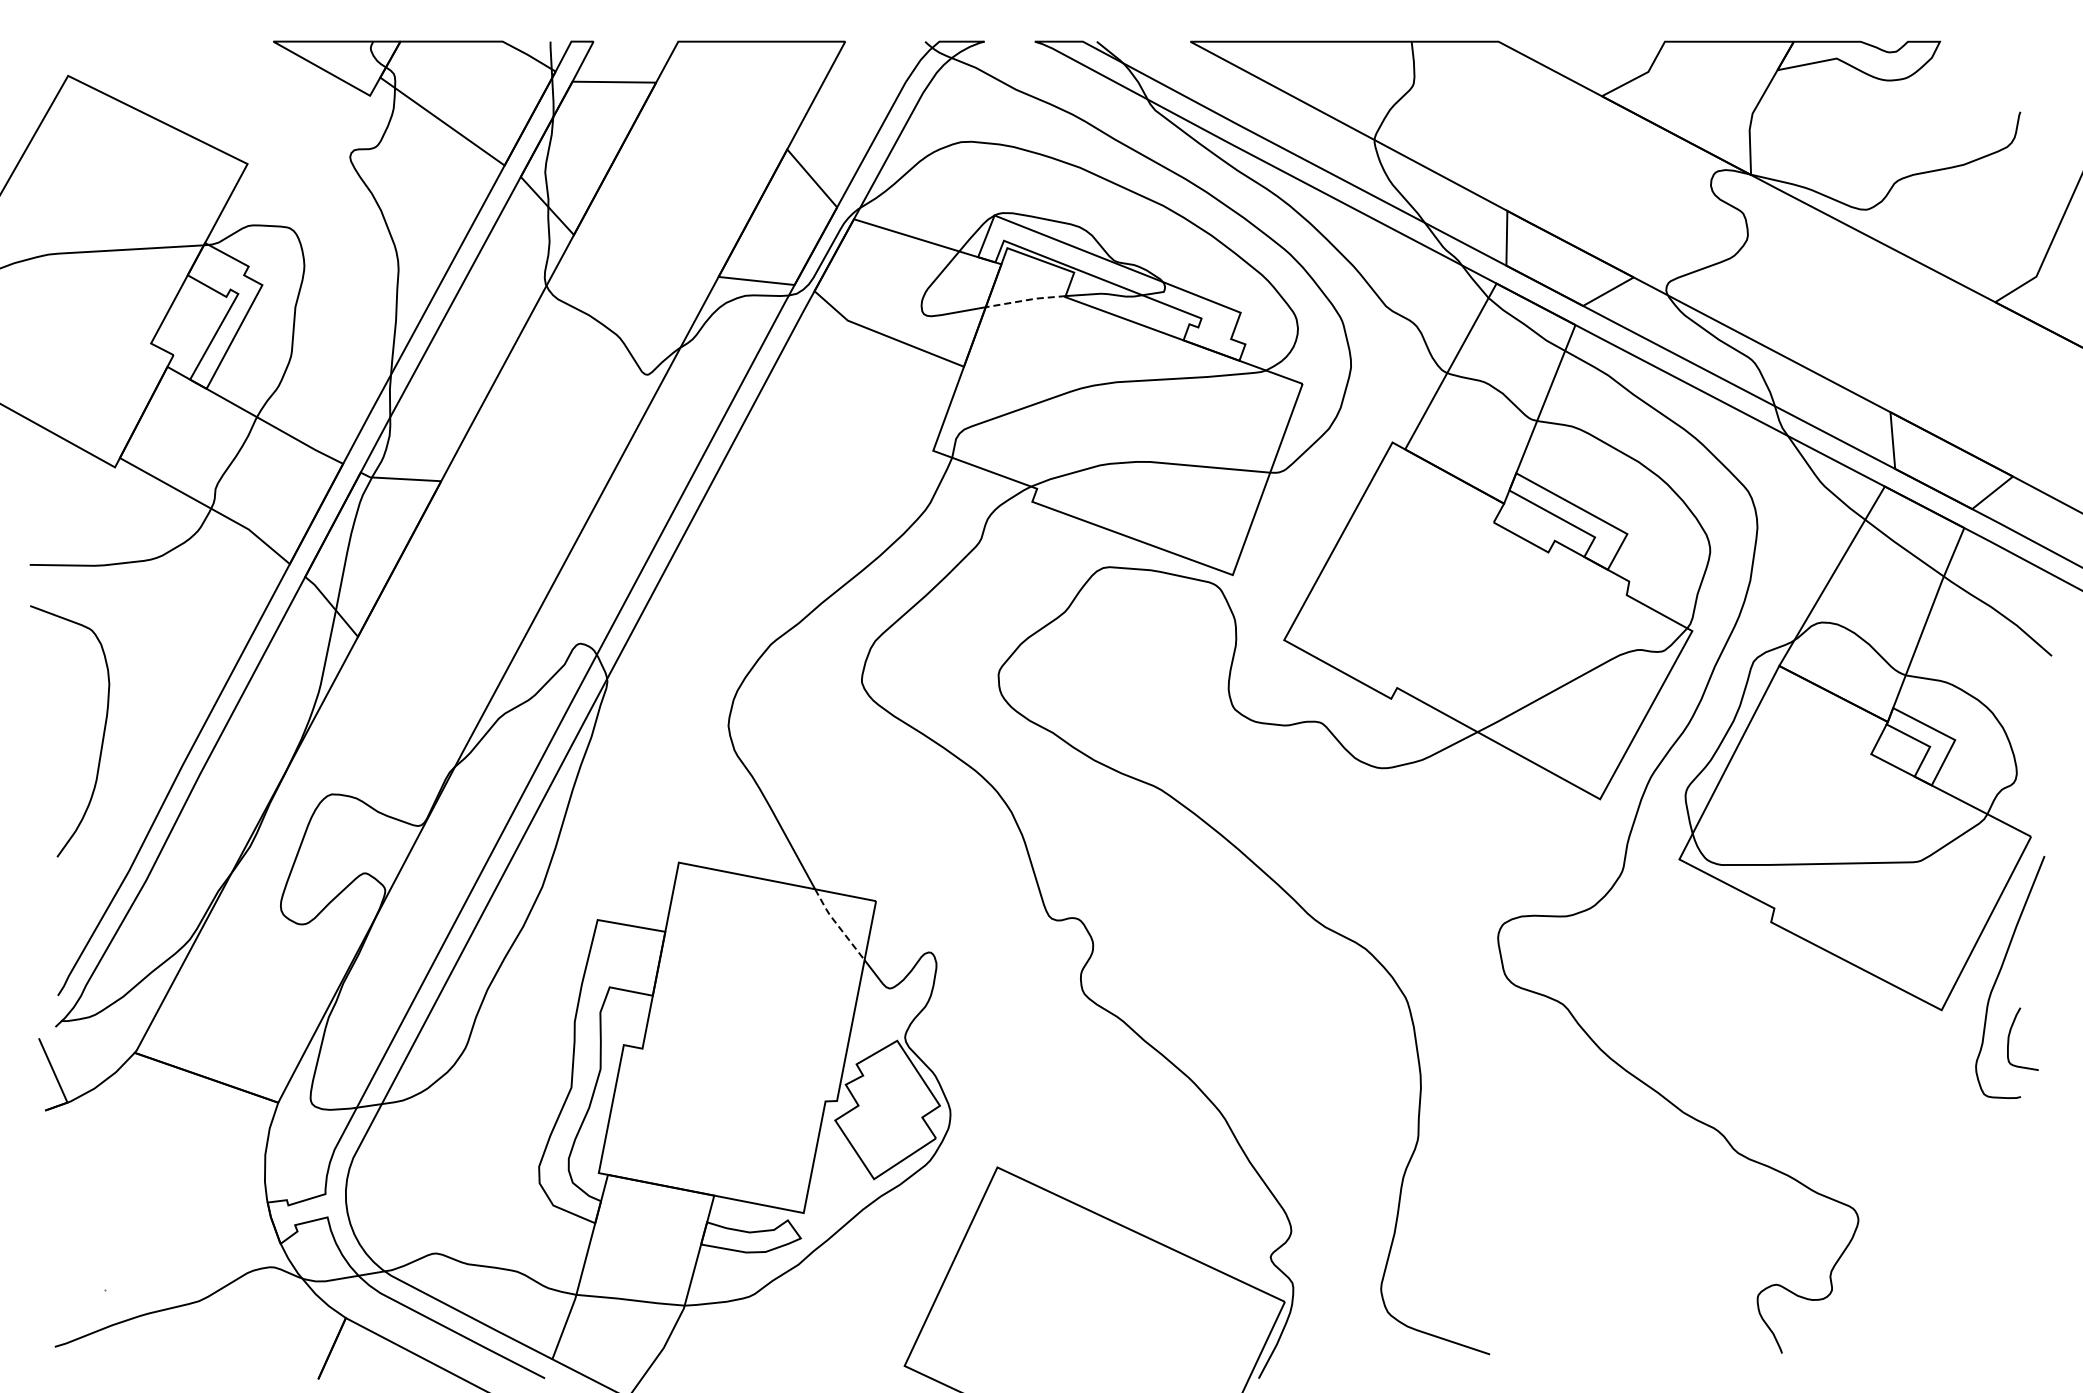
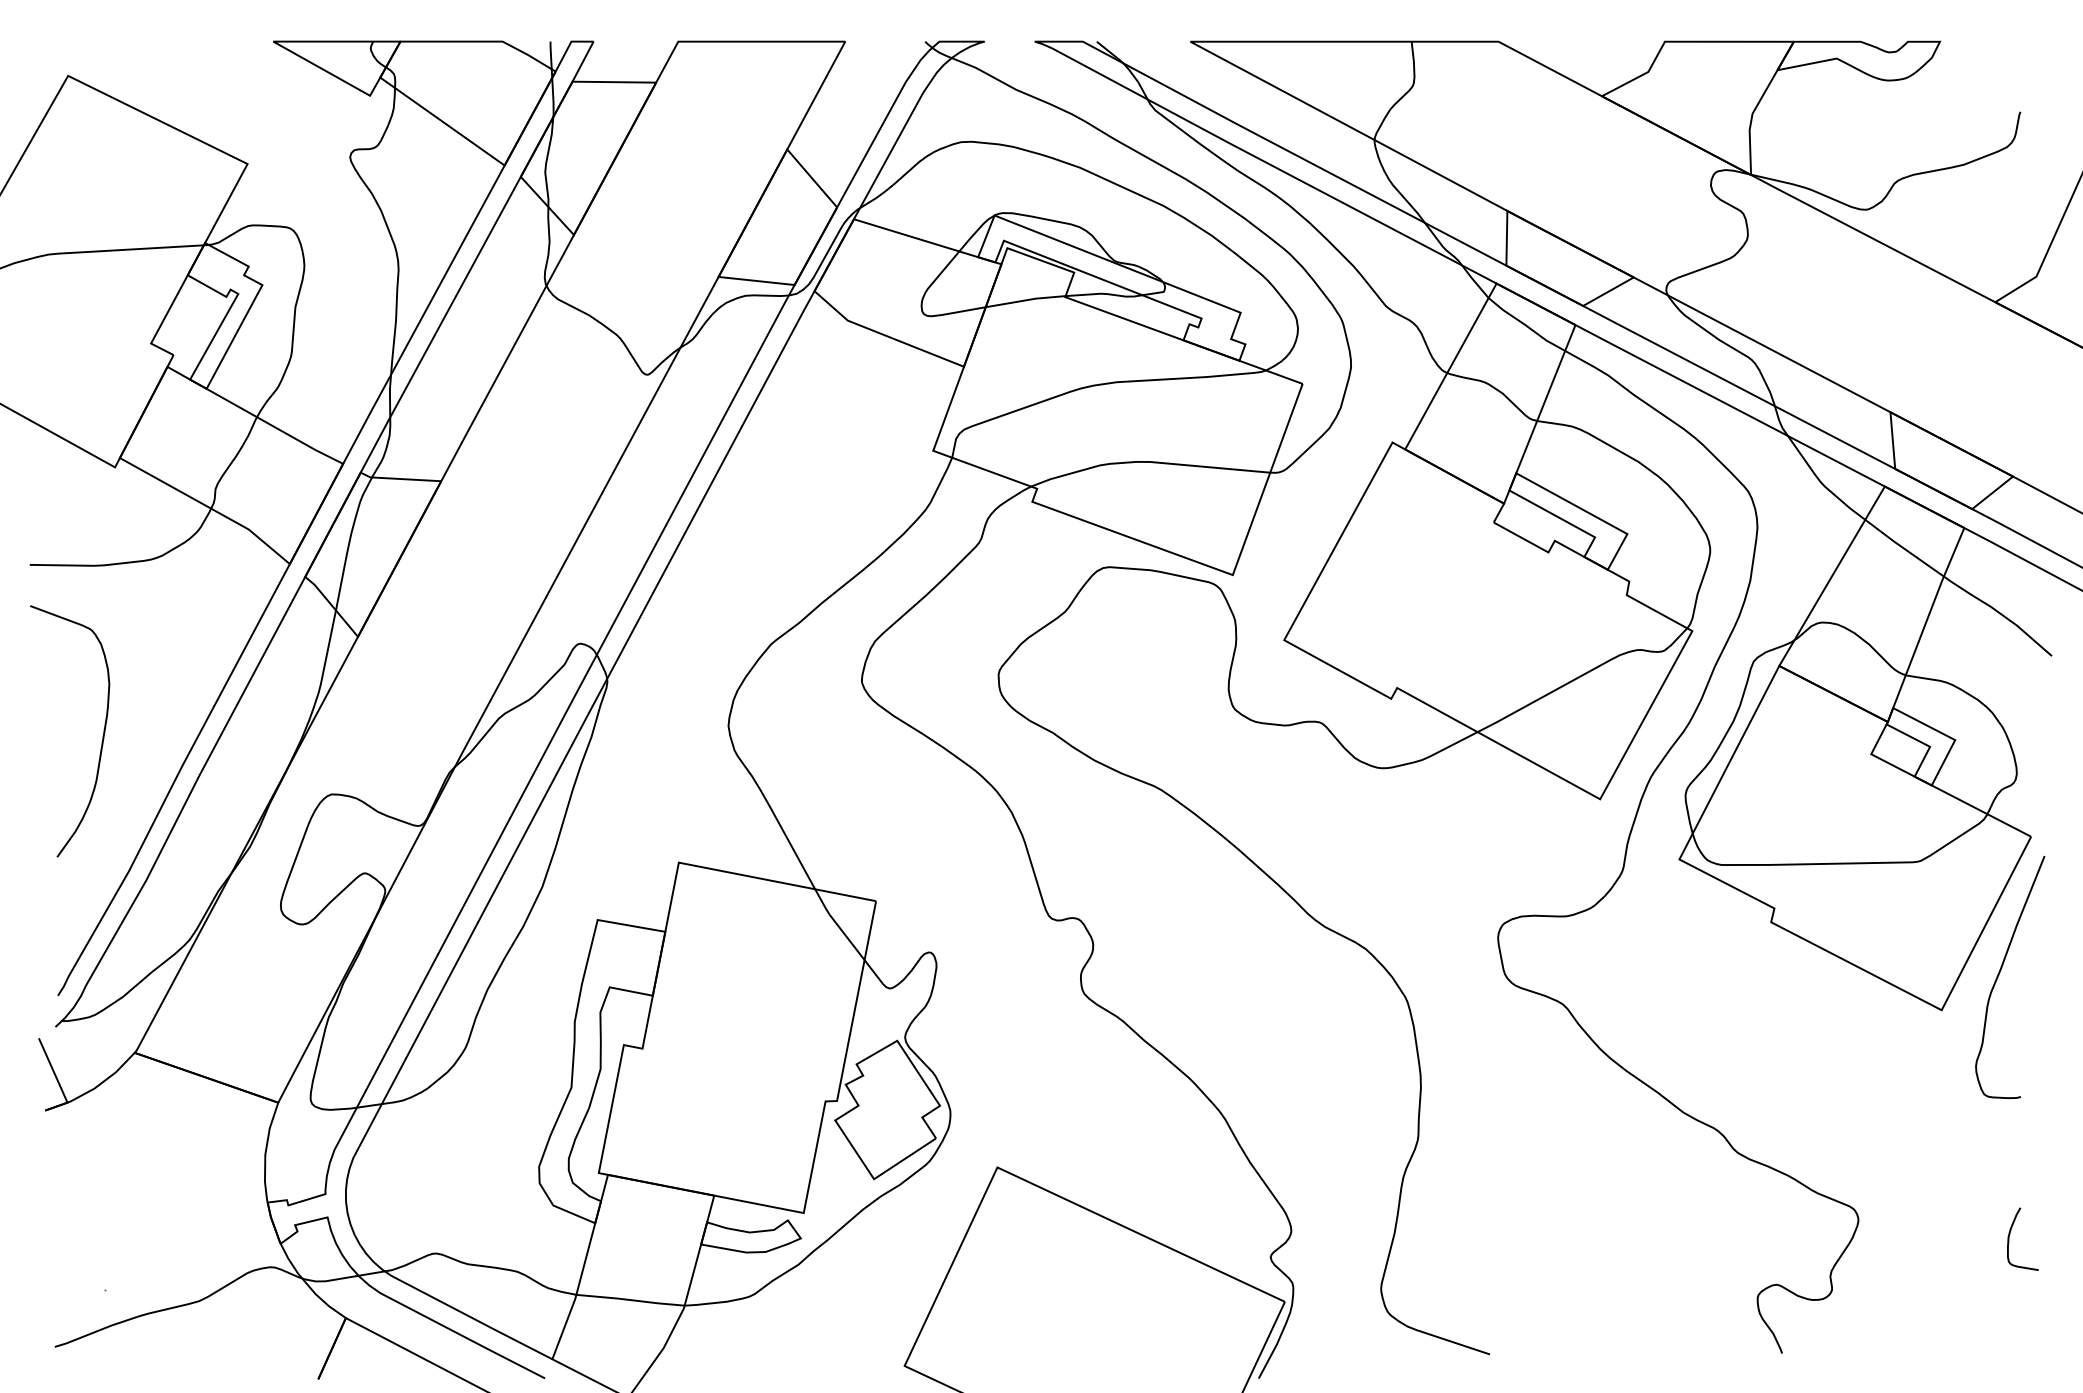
line: dashed -> solid (1026, 300)
line: dashed -> solid (837, 925)
curve position: (2010, 1034) -> (2010, 1234) (2010, 1234)
